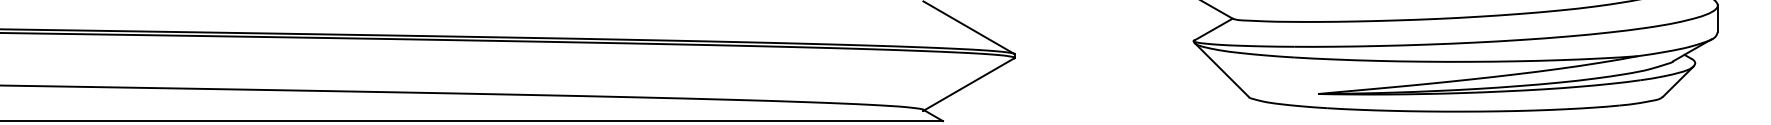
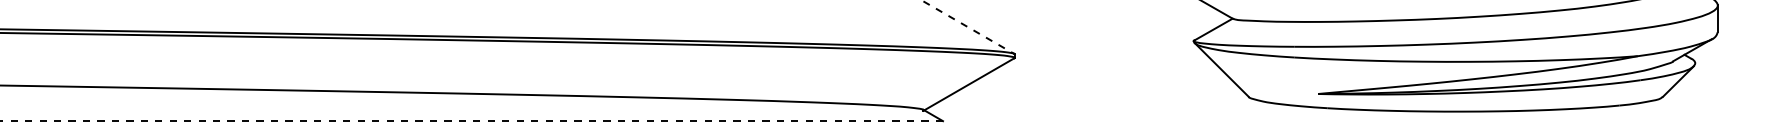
line: solid -> dashed (969, 27)
line: solid -> dashed (471, 121)
